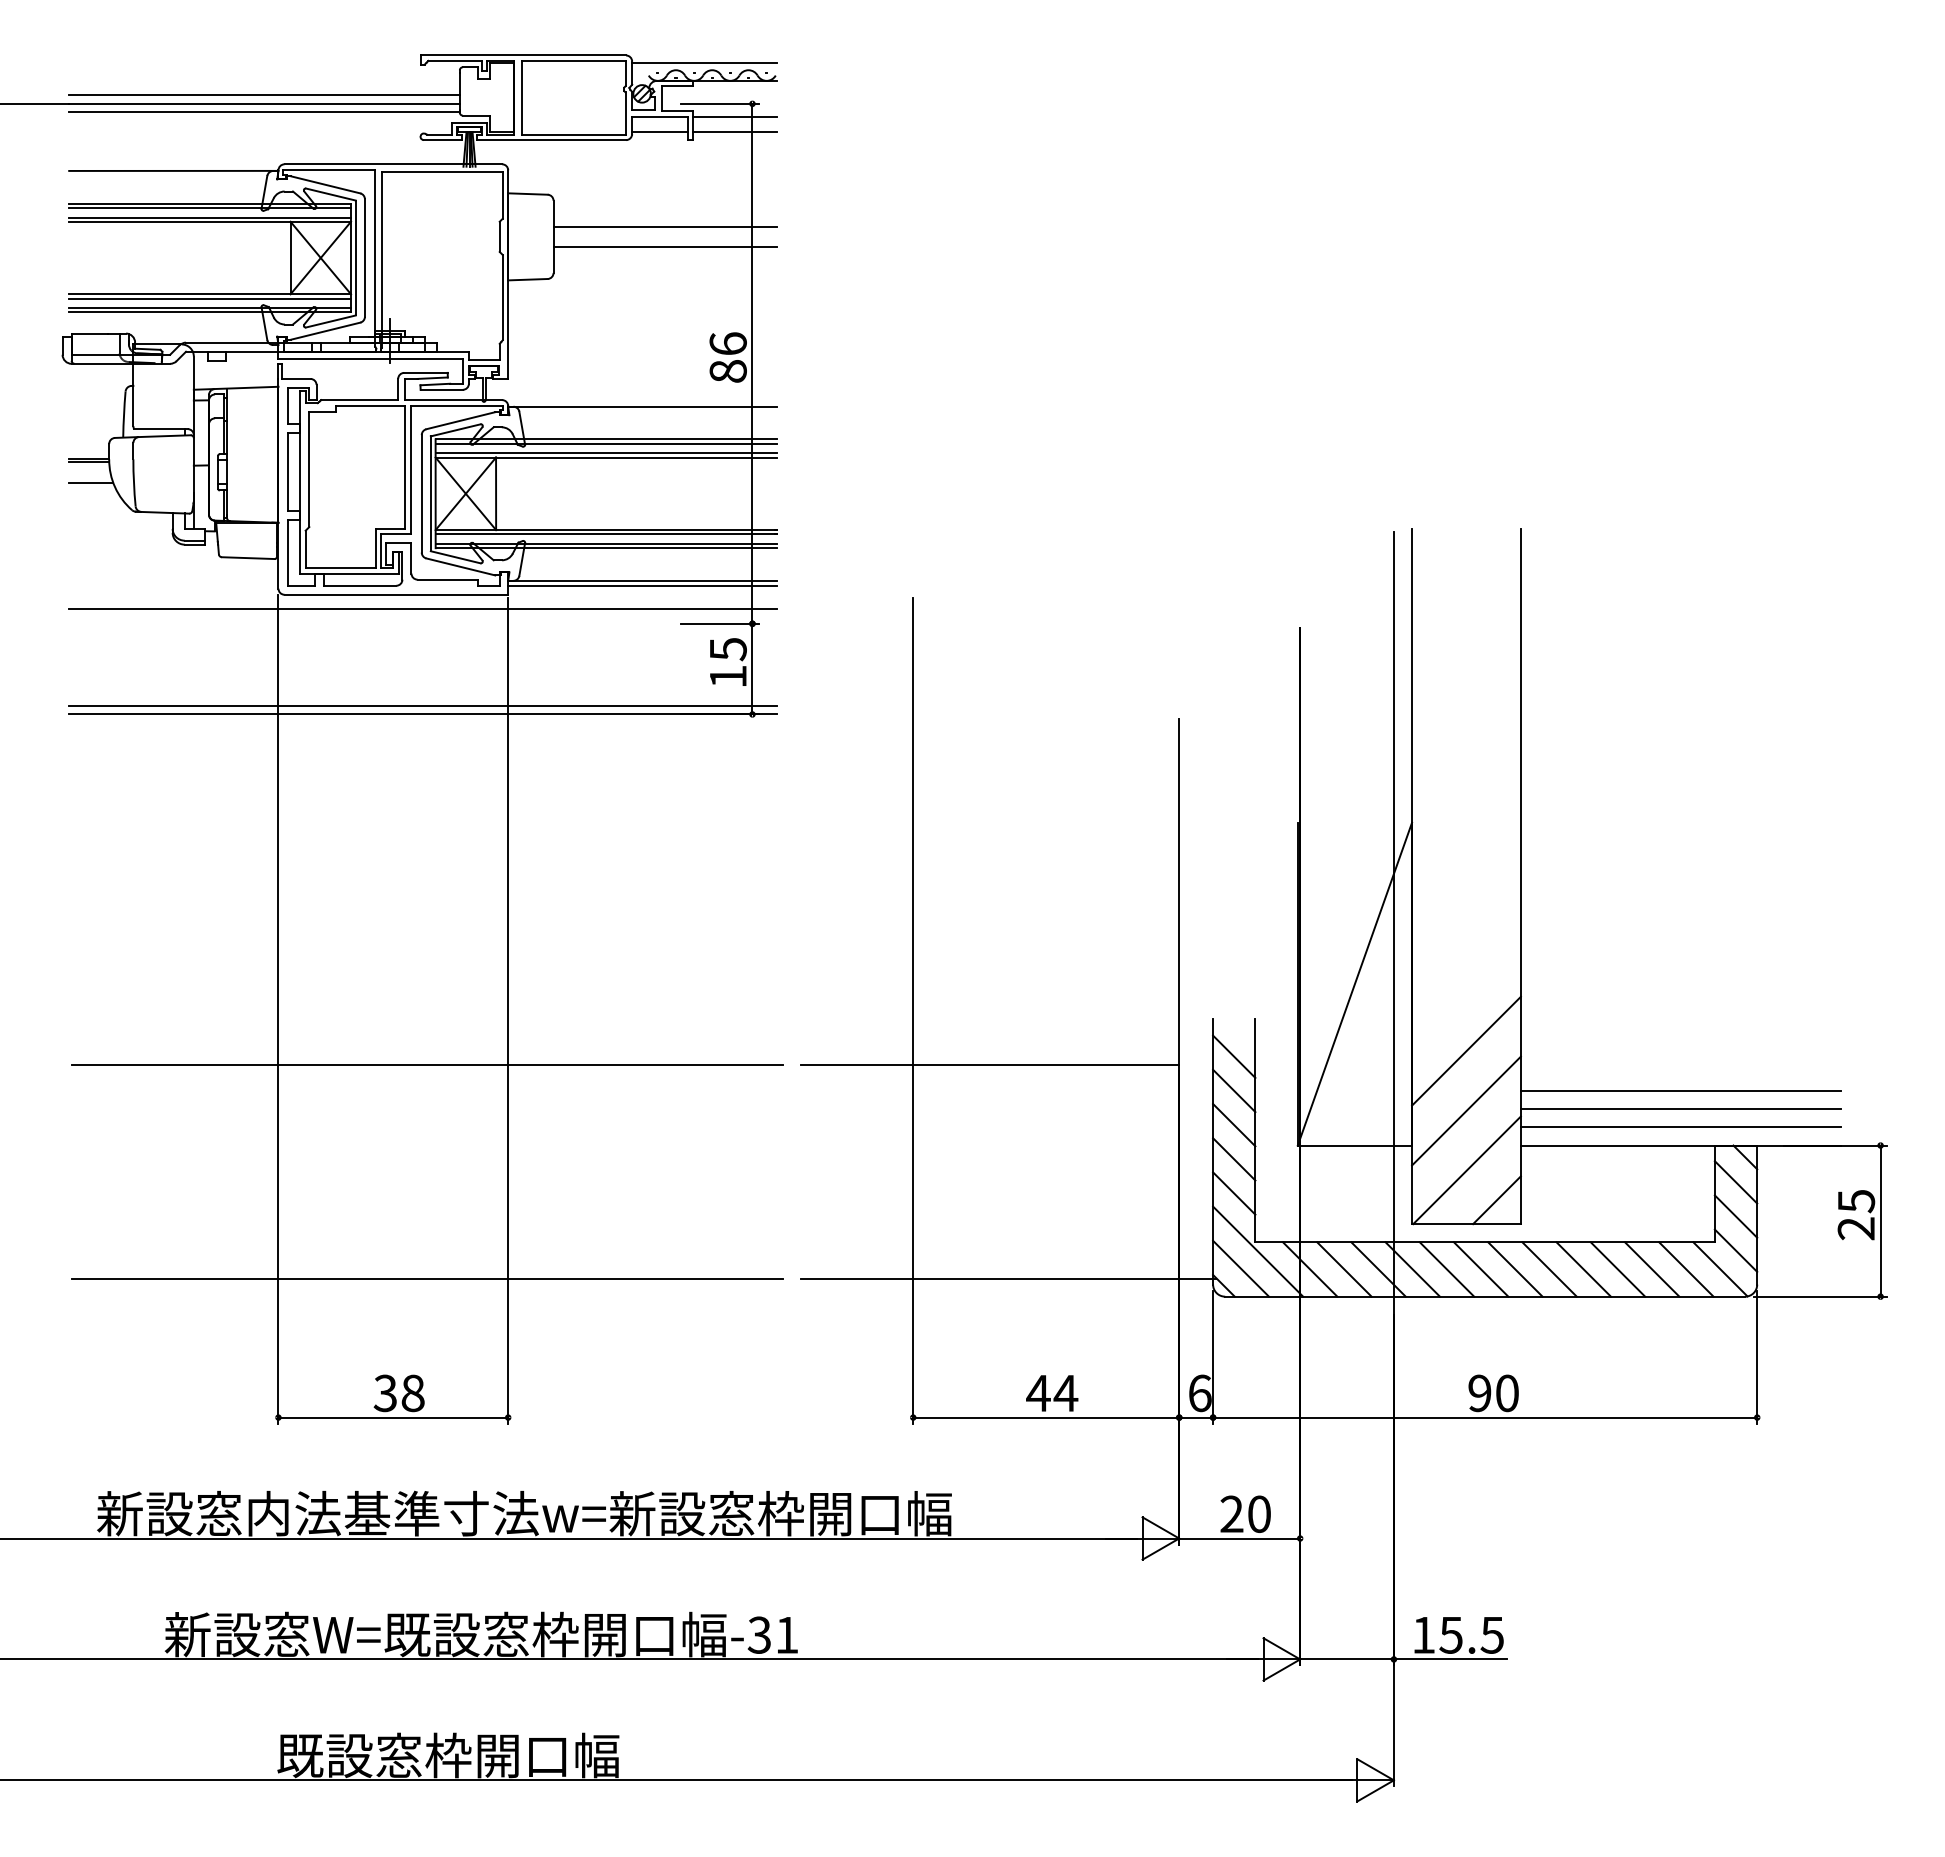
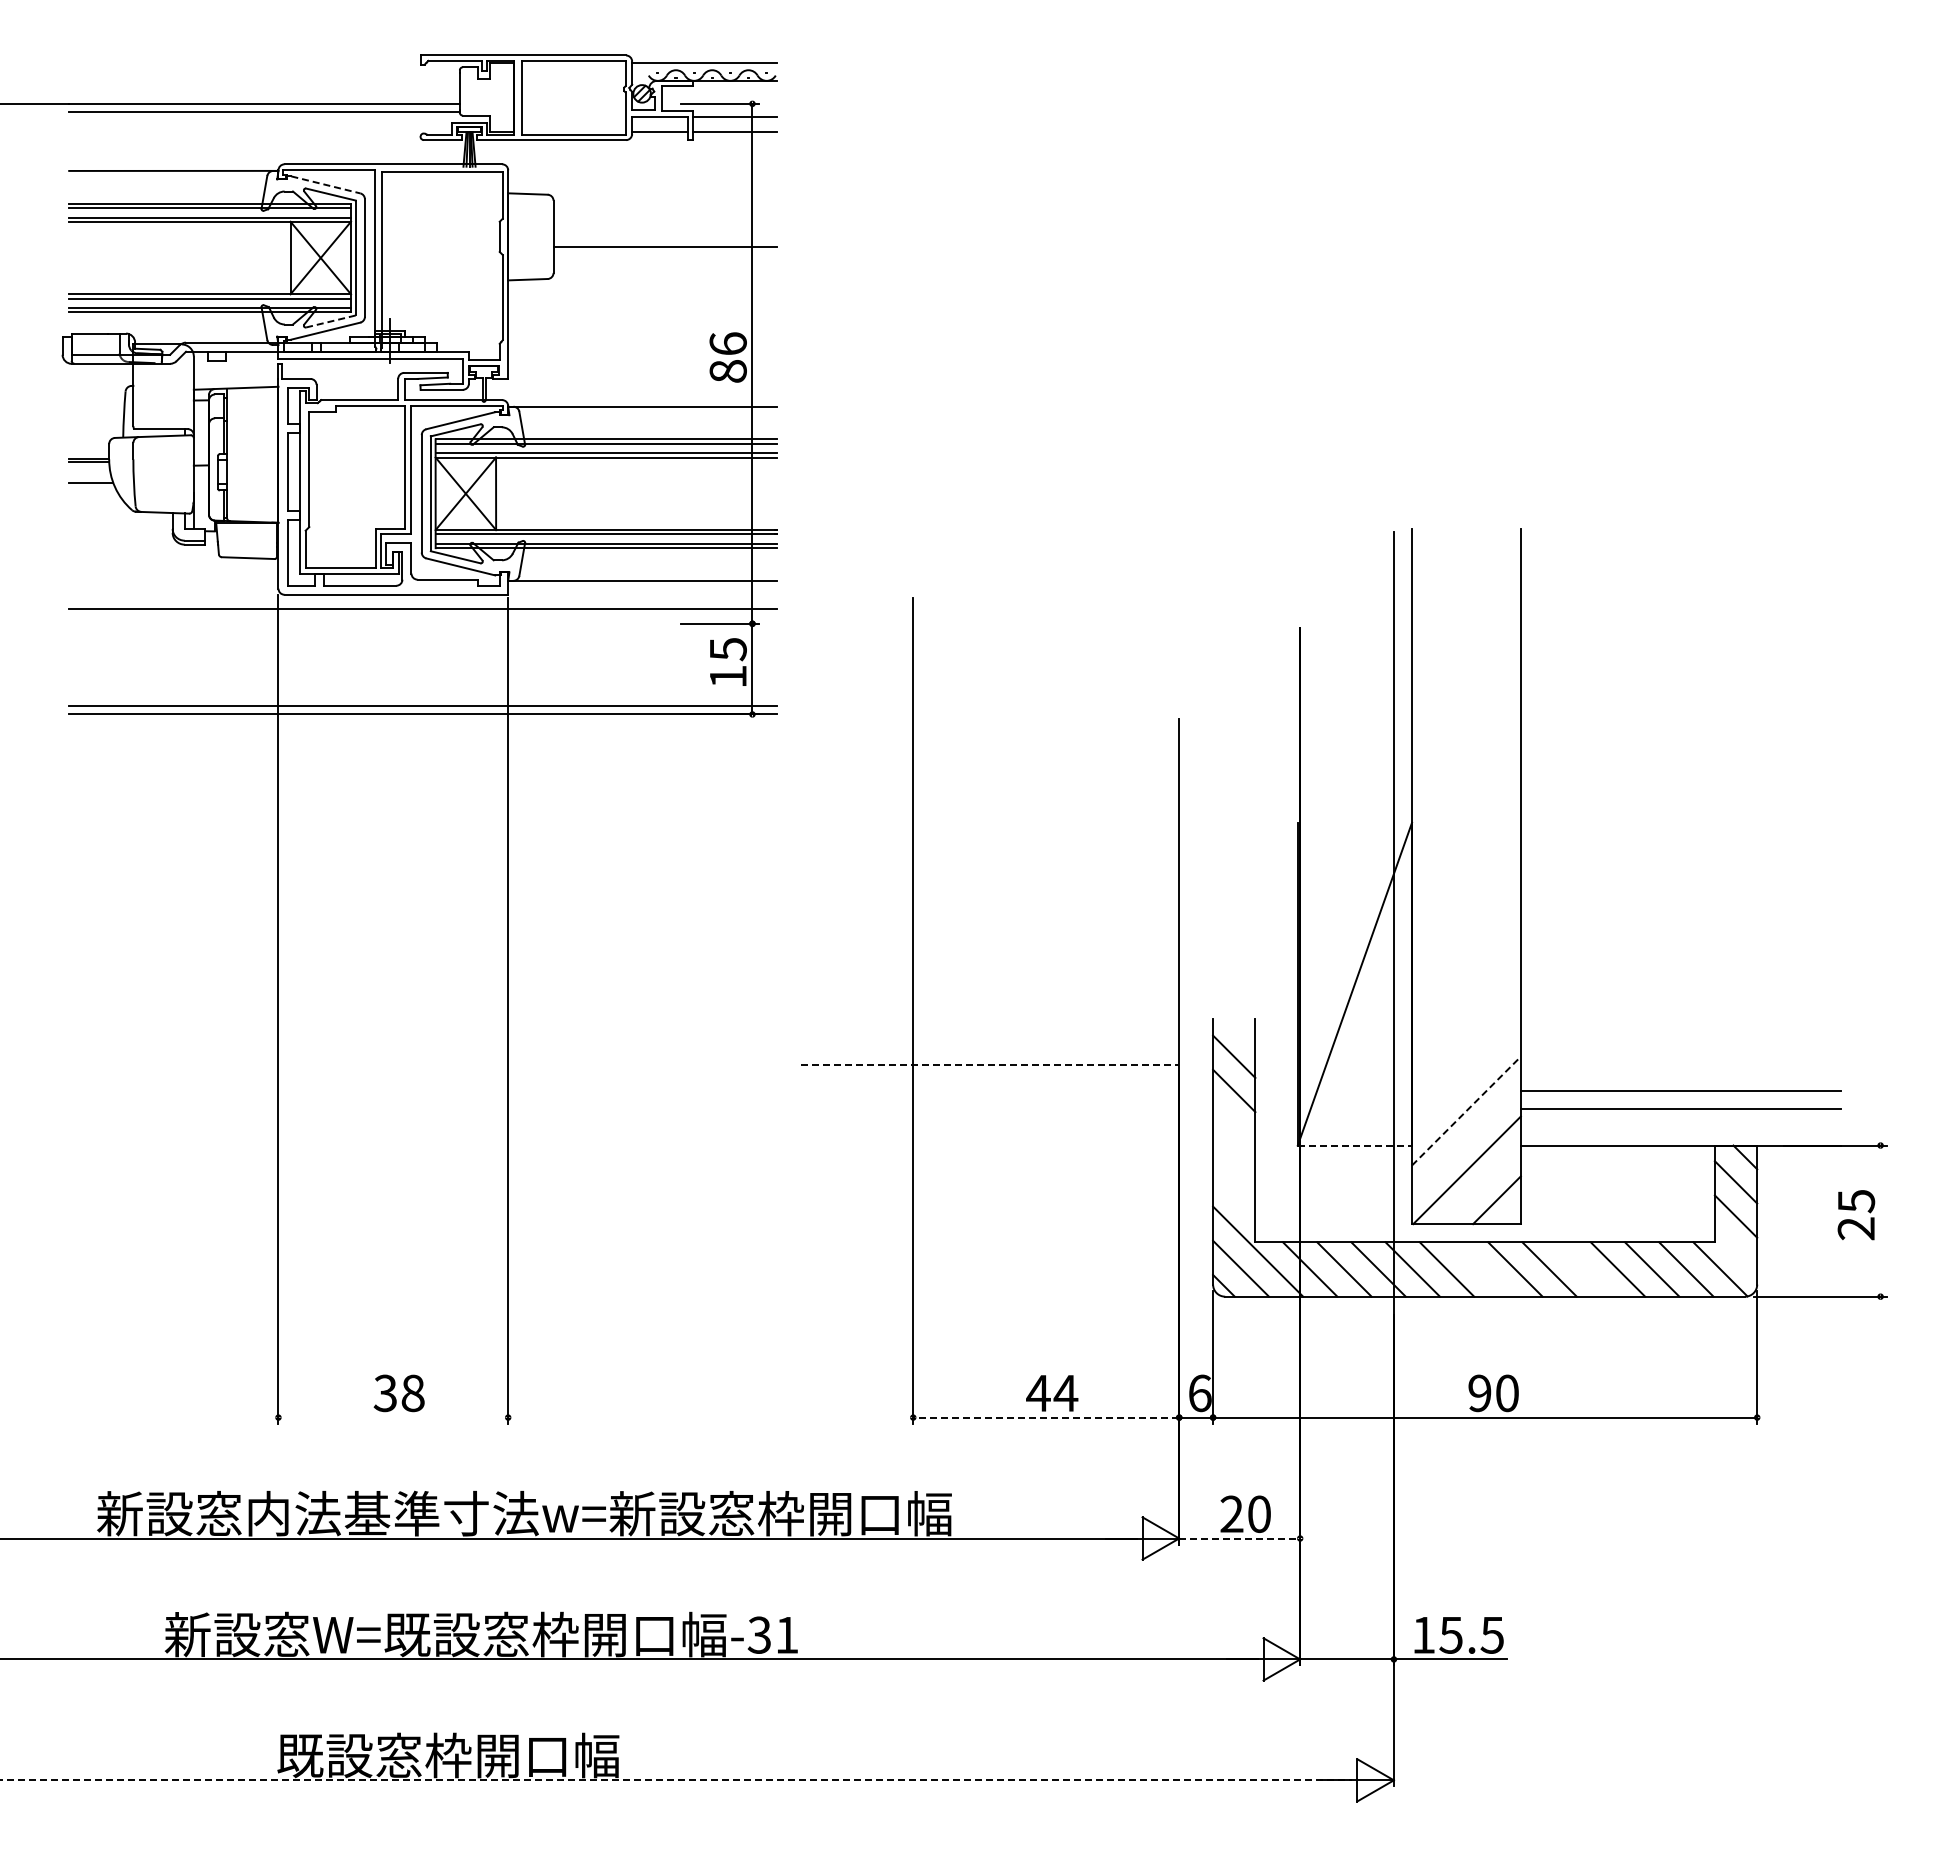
line: present -> none (264, 94)
line: solid -> dashed (325, 184)
line: present -> none (665, 226)
line: solid -> dashed (330, 321)
line: present -> none (642, 586)
line: present -> none (1466, 1050)
line: present -> none (427, 1065)
line: solid -> dashed (990, 1065)
line: solid -> dashed (1466, 1111)
line: present -> none (1234, 1125)
line: present -> none (1680, 1127)
line: solid -> dashed (1355, 1145)
line: present -> none (1234, 1159)
line: present -> none (1234, 1193)
line: present -> none (1880, 1220)
line: present -> none (1735, 1250)
line: present -> none (1480, 1269)
line: present -> none (1583, 1269)
line: present -> none (427, 1278)
line: present -> none (1008, 1278)
line: present -> none (393, 1417)
line: solid -> dashed (1046, 1417)
line: solid -> dashed (1240, 1538)
line: solid -> dashed (676, 1780)
